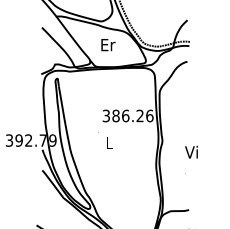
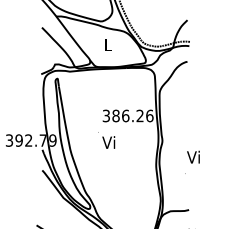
text: Er -> L (108, 45)
text: L -> Vi (108, 142)
text position: (191, 151) -> (193, 156) (193, 156)
